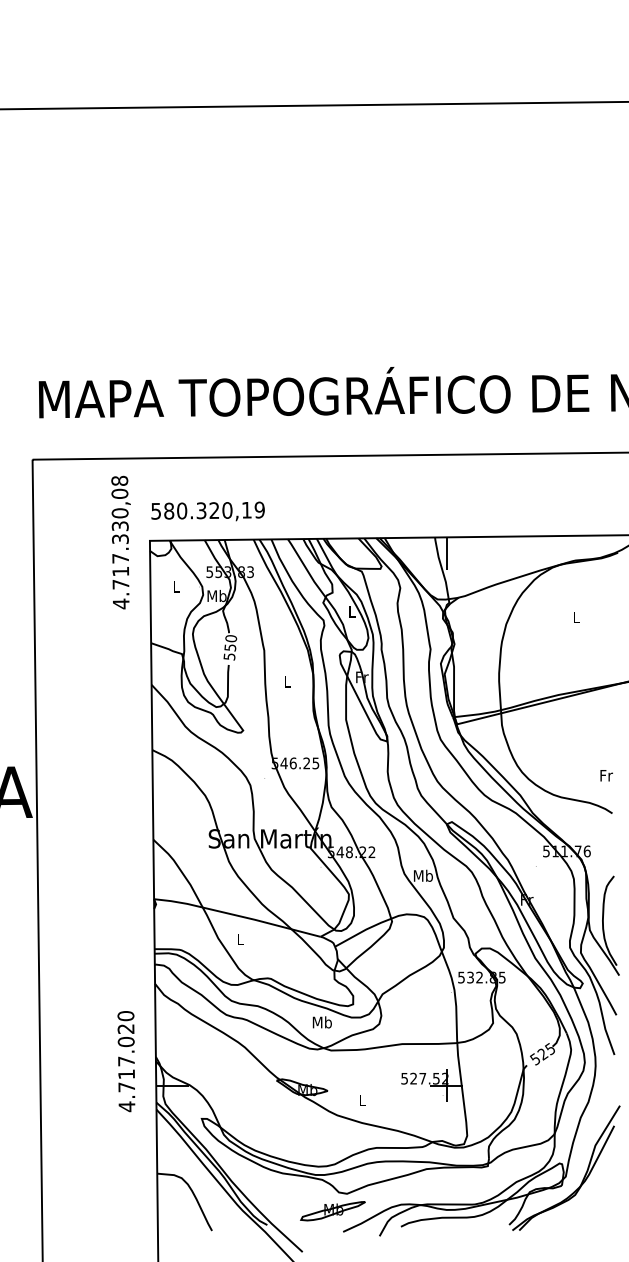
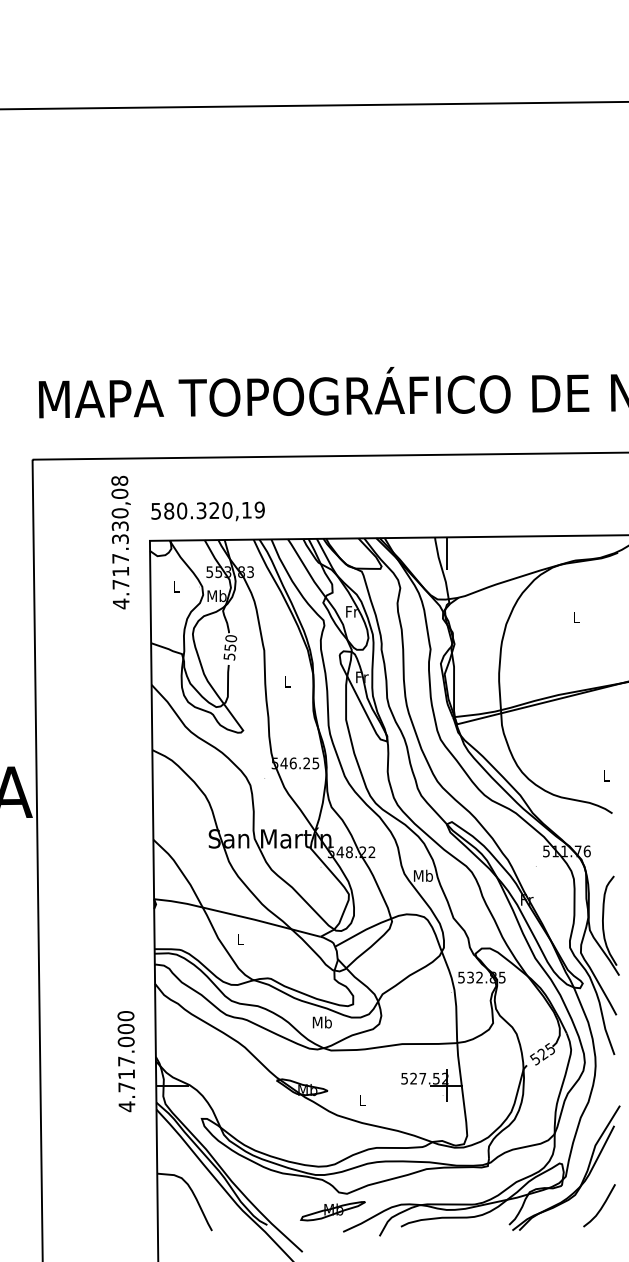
text: L -> Fr (351, 611)
text: Fr -> L (606, 775)
text: 4.717.020 -> 4.717.000 (125, 1029)
curve: none -> present (601, 1206)
